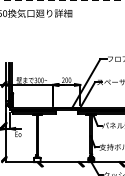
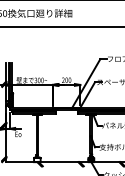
line: dashed -> solid (63, 0)
line: none -> present (61, 27)
